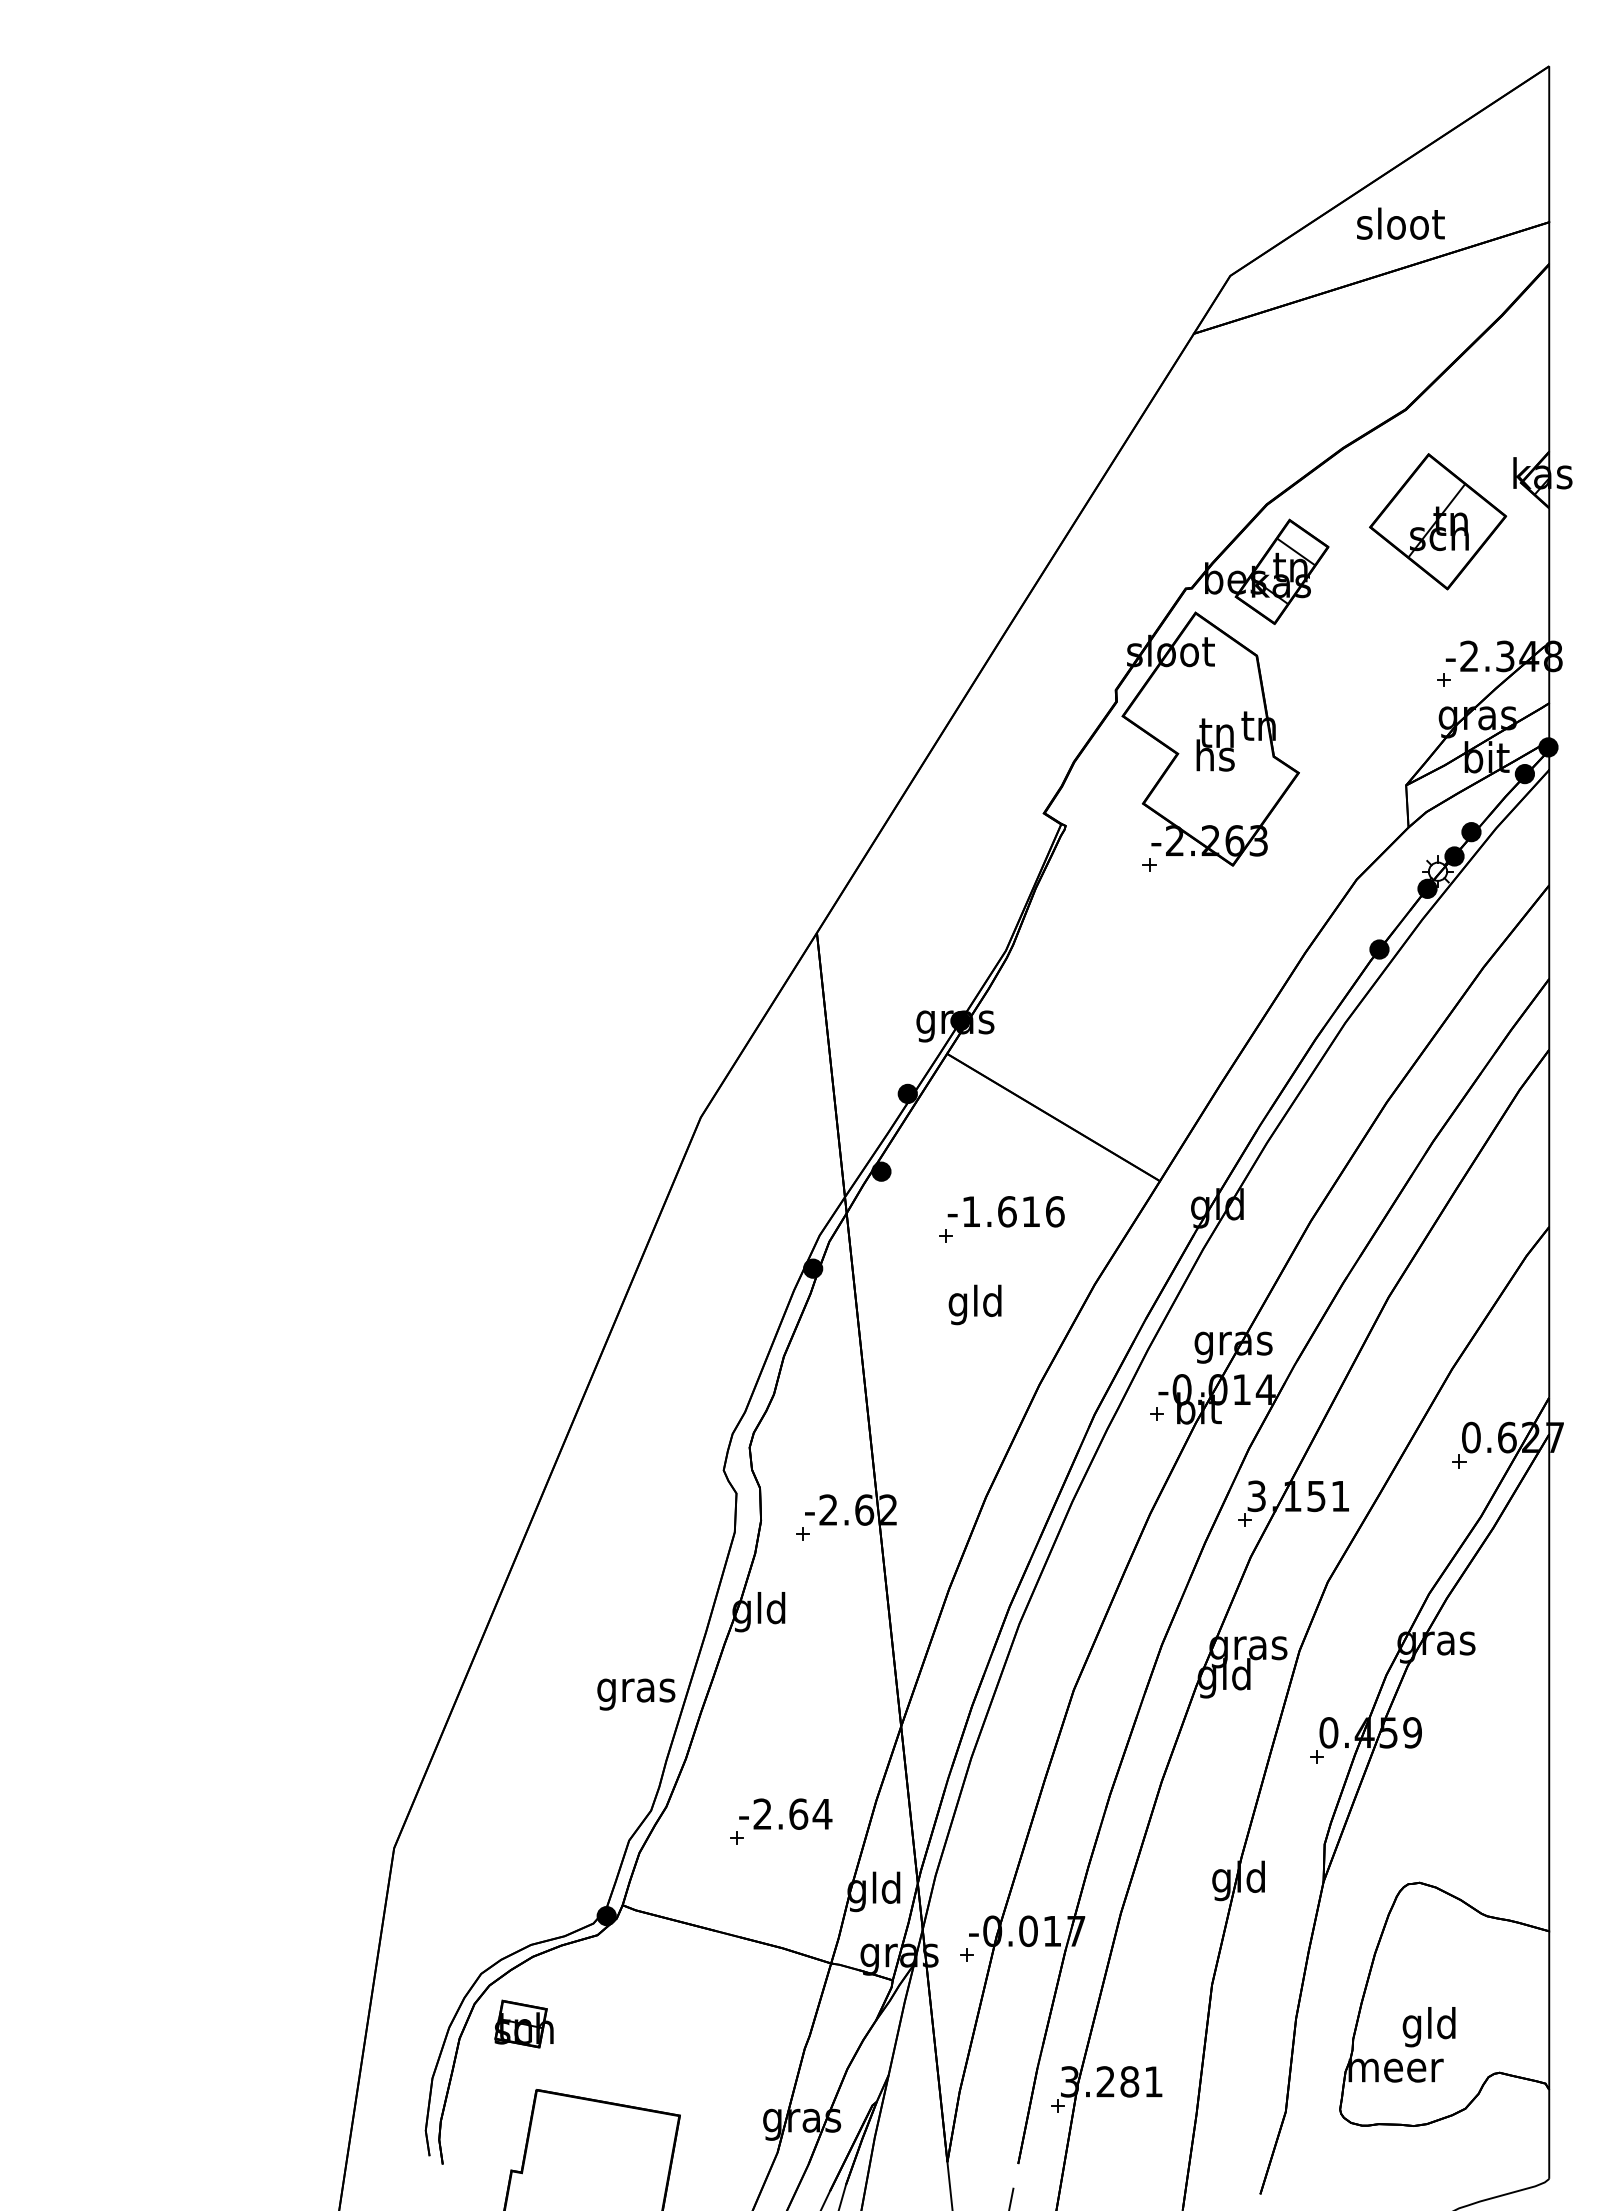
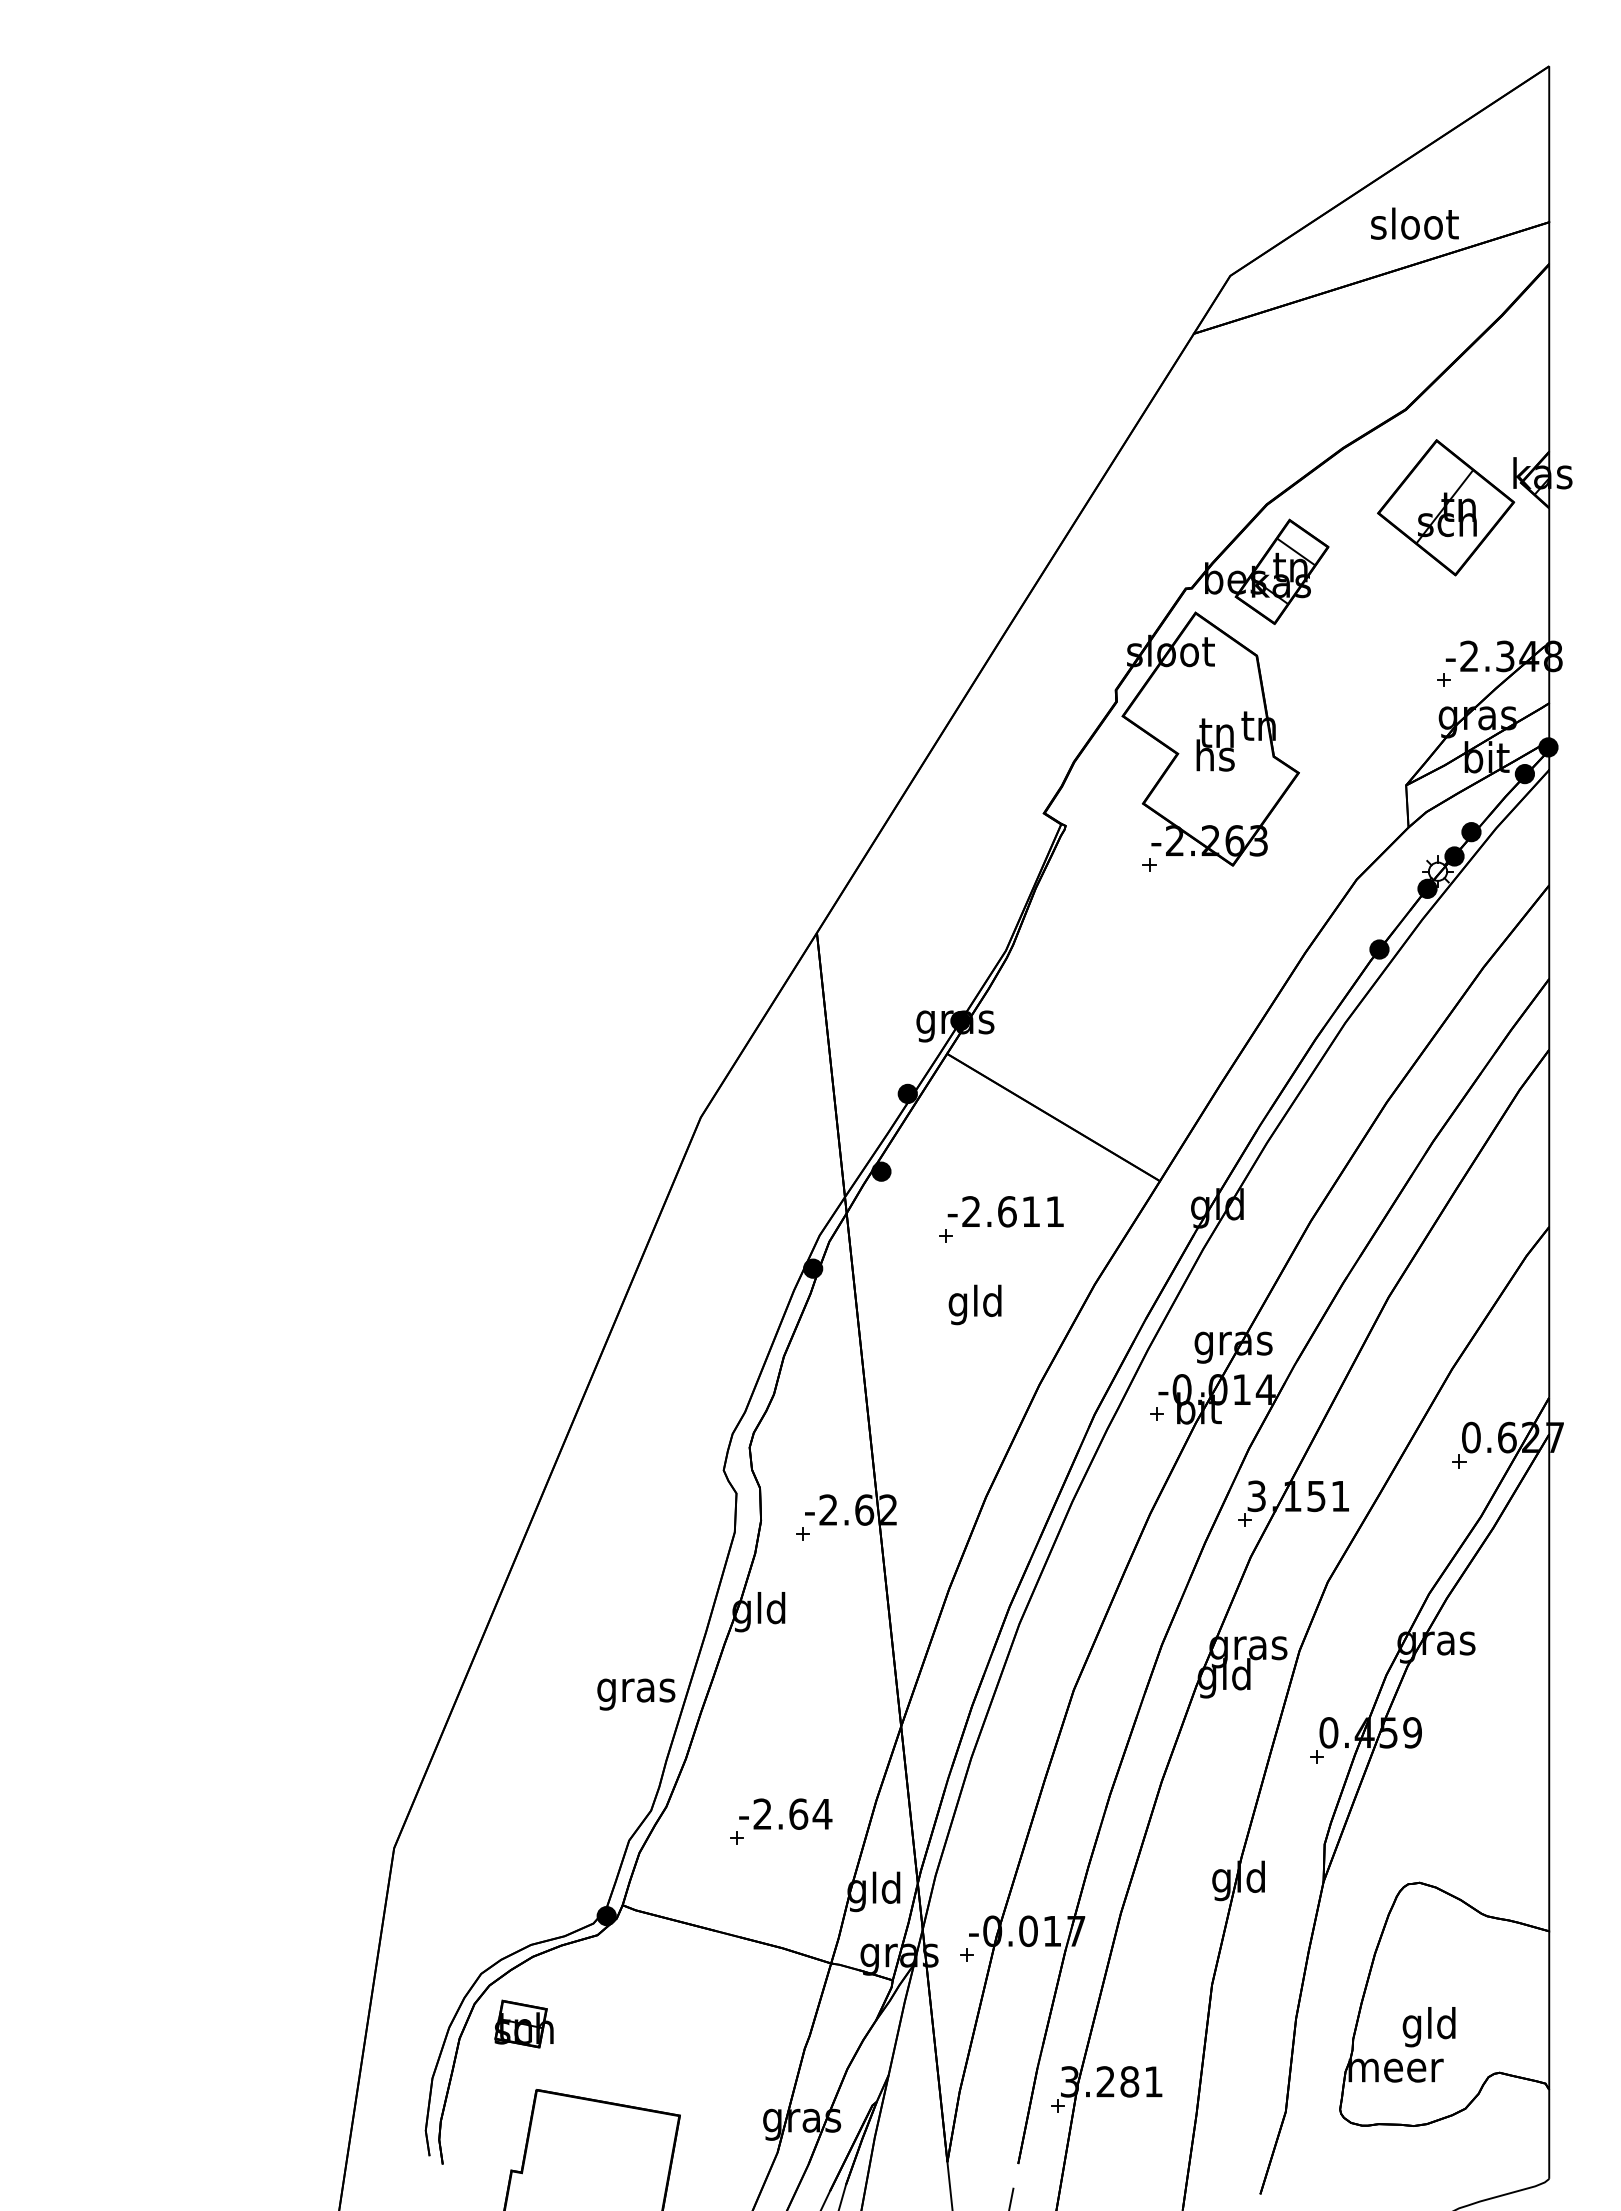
text position: (1400, 223) -> (1414, 223) (1414, 223)
part position: (1438, 521) -> (1446, 507) (1446, 507)
text: -1.616 -> -2.611 (1013, 1211)
